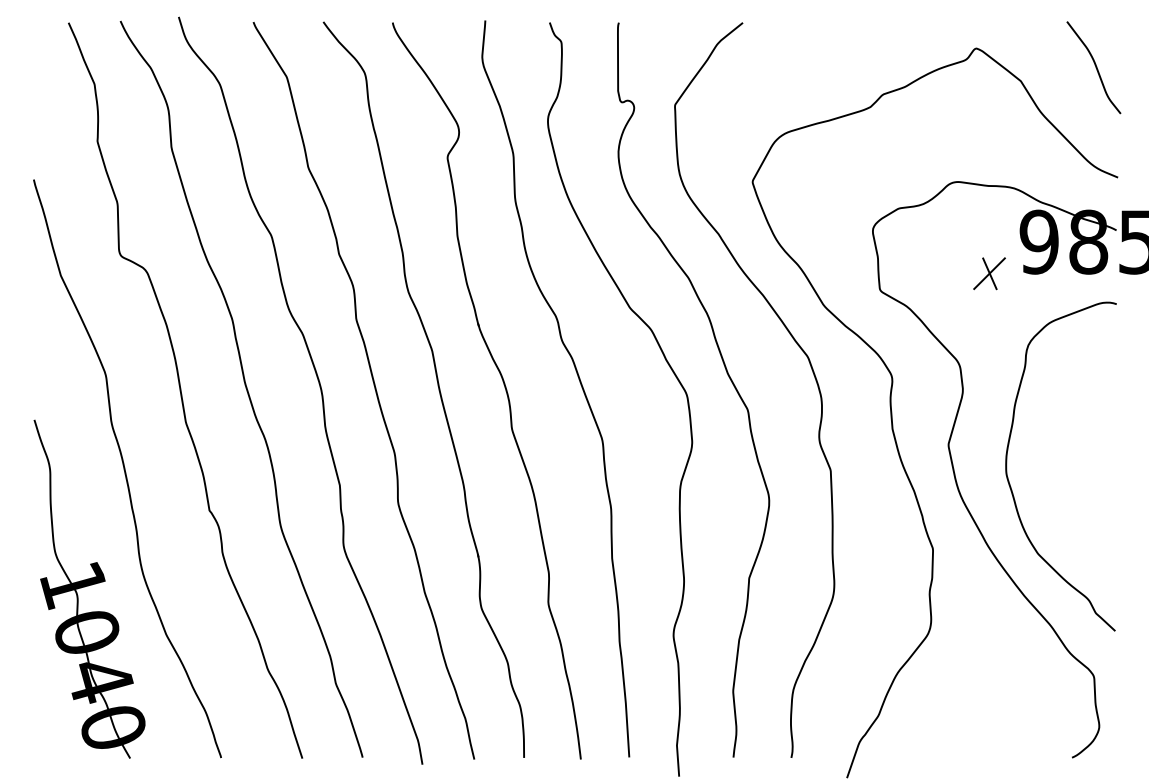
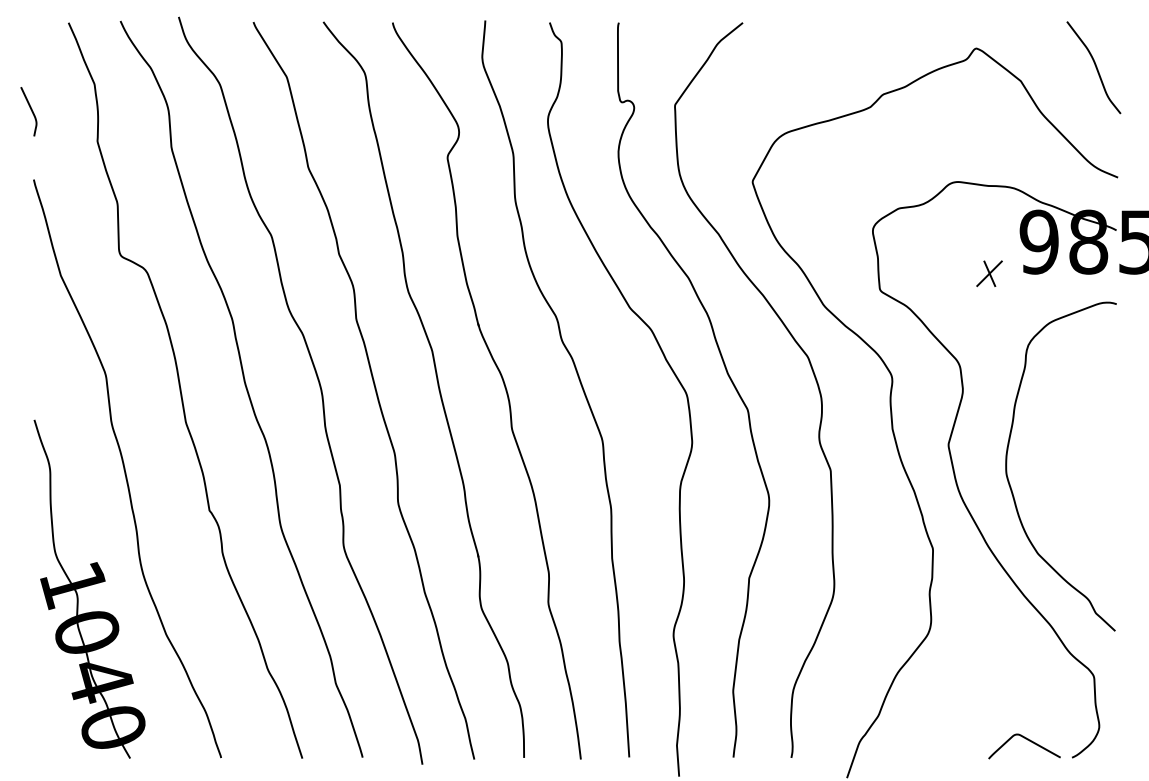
curve: none -> present (30, 109)
part size: 33x34 px -> 27x28 px (989, 273)
curve: none -> present (1027, 740)
